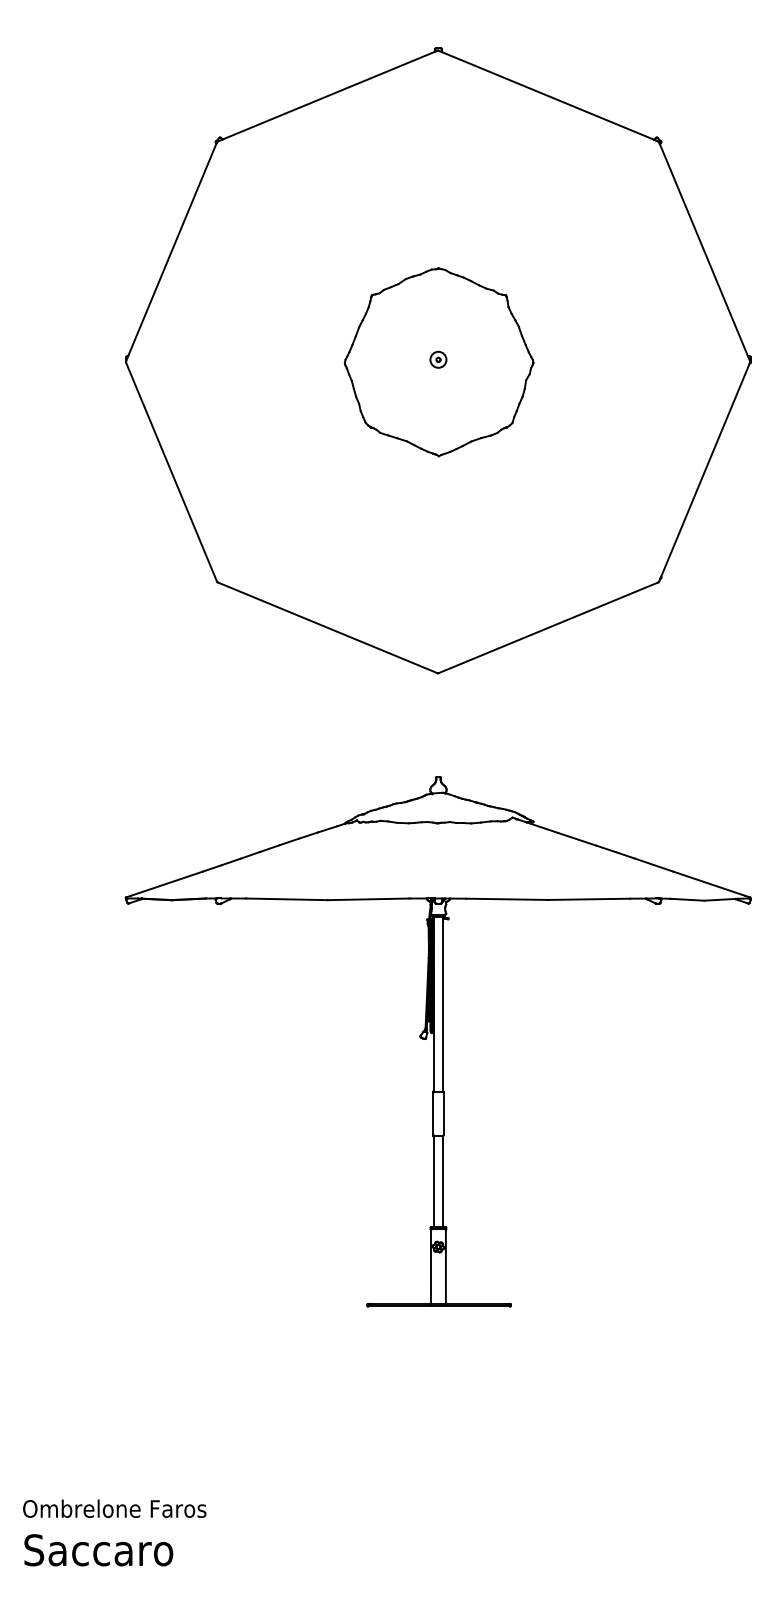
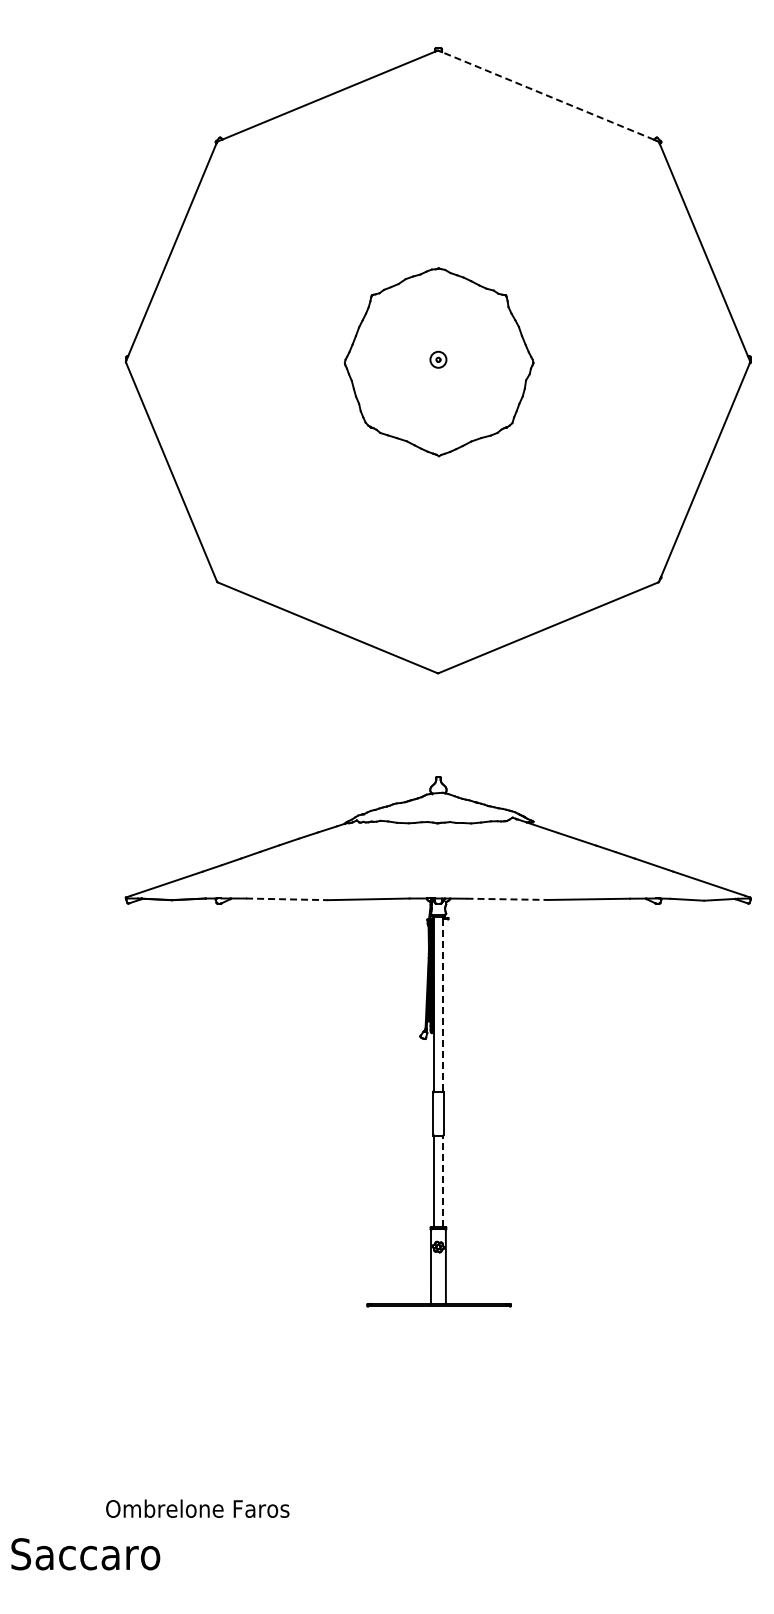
line: solid -> dashed (548, 95)
line: solid -> dashed (286, 899)
line: solid -> dashed (507, 899)
line: solid -> dashed (443, 1006)
line: solid -> dashed (443, 1181)
text position: (114, 1508) -> (197, 1508) (197, 1508)
text position: (98, 1550) -> (85, 1554) (85, 1554)
